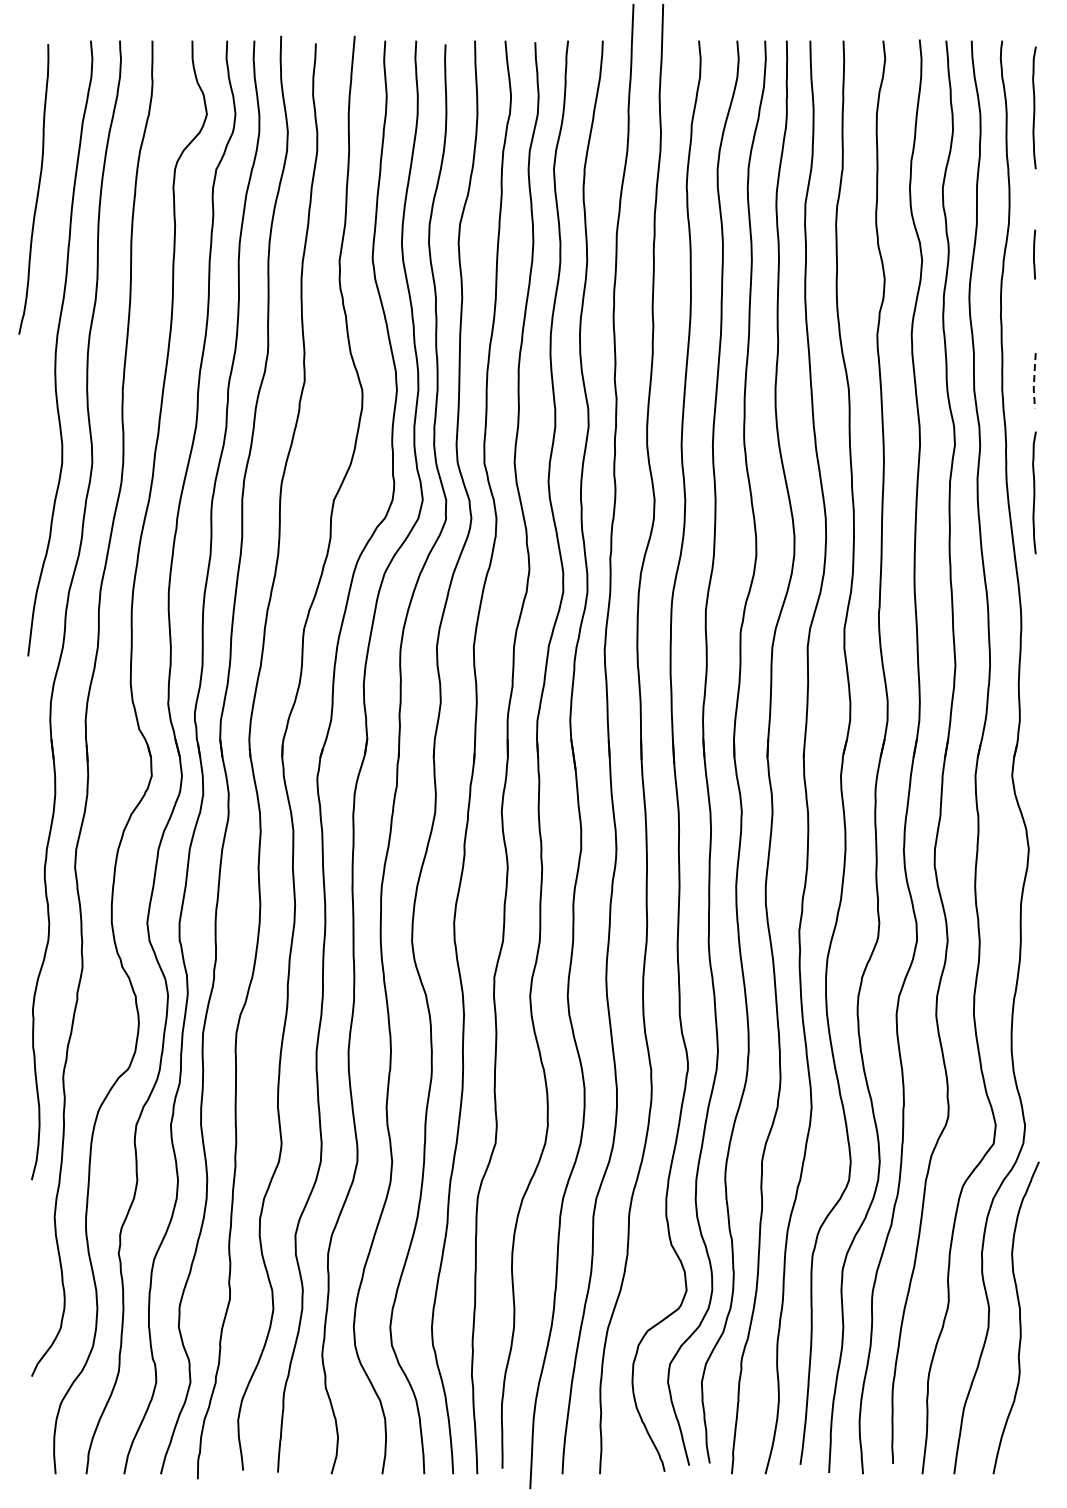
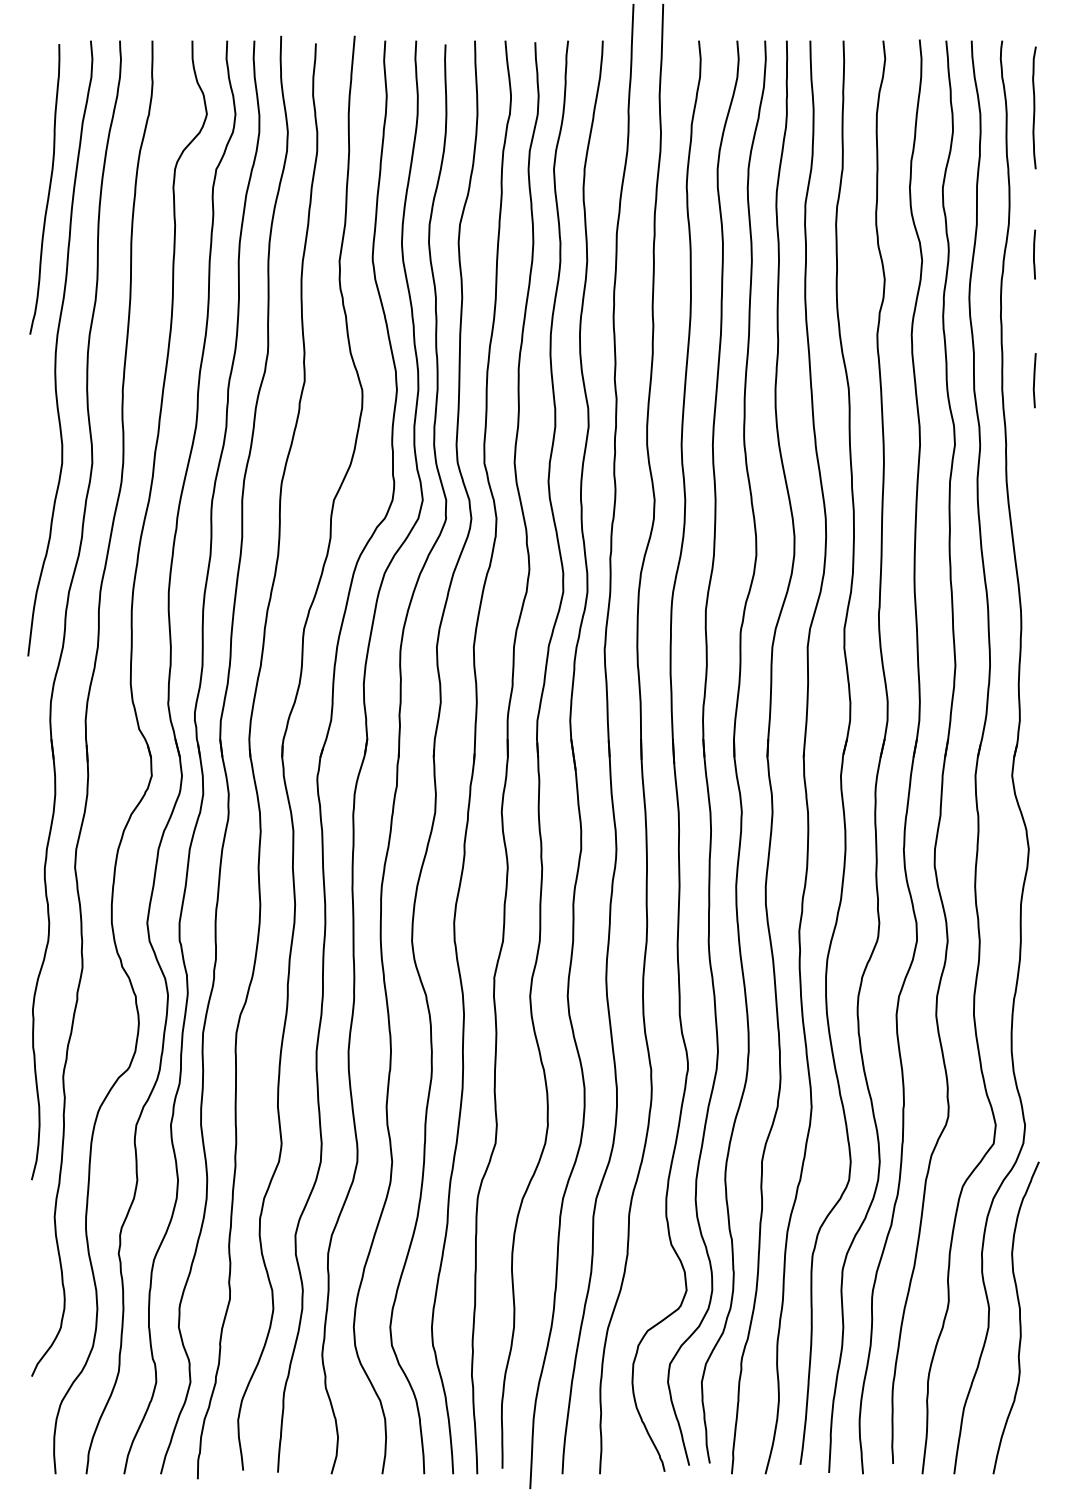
curve position: (37, 189) -> (48, 189) (48, 189)
line: dashed -> solid (1034, 381)
curve: present -> none (1034, 492)
